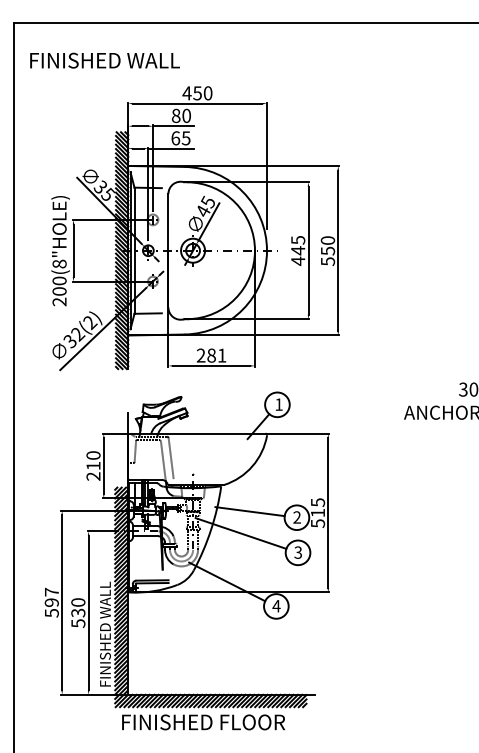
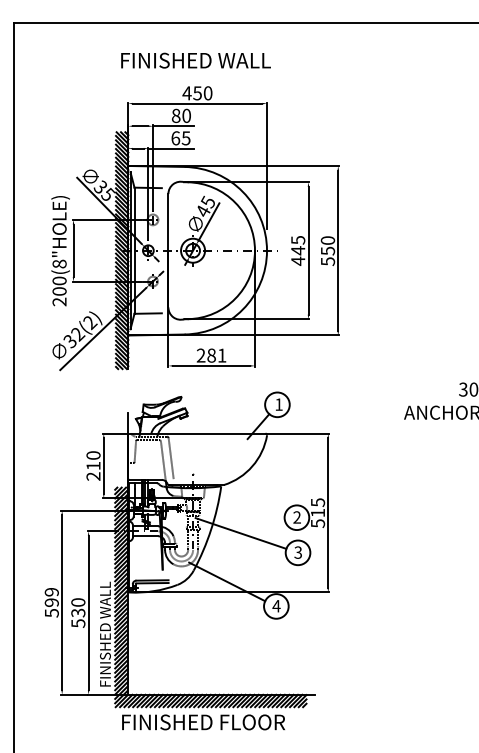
text position: (104, 60) -> (195, 60) (195, 60)
line: present -> none (249, 511)
text: 597 -> 599 (51, 591)
